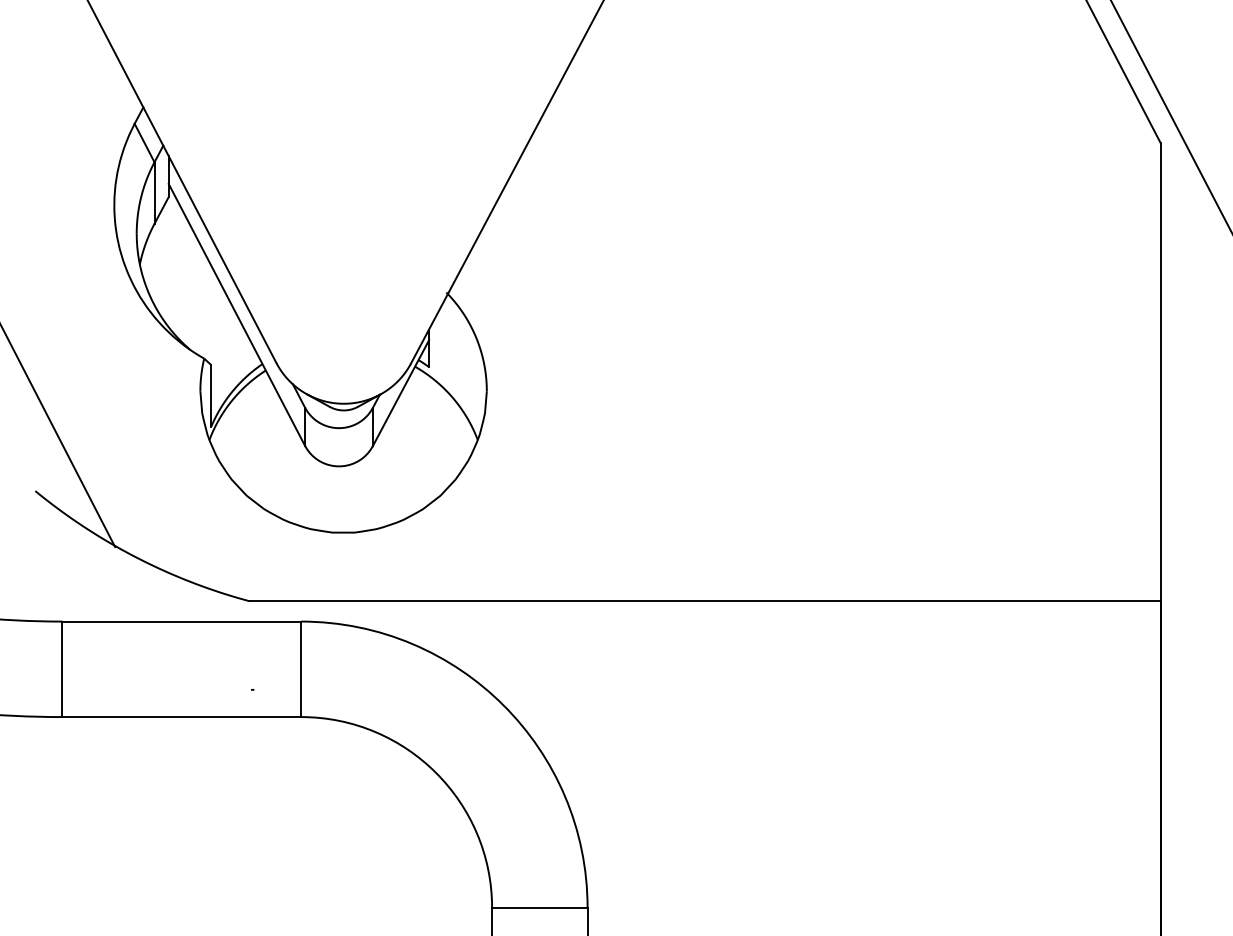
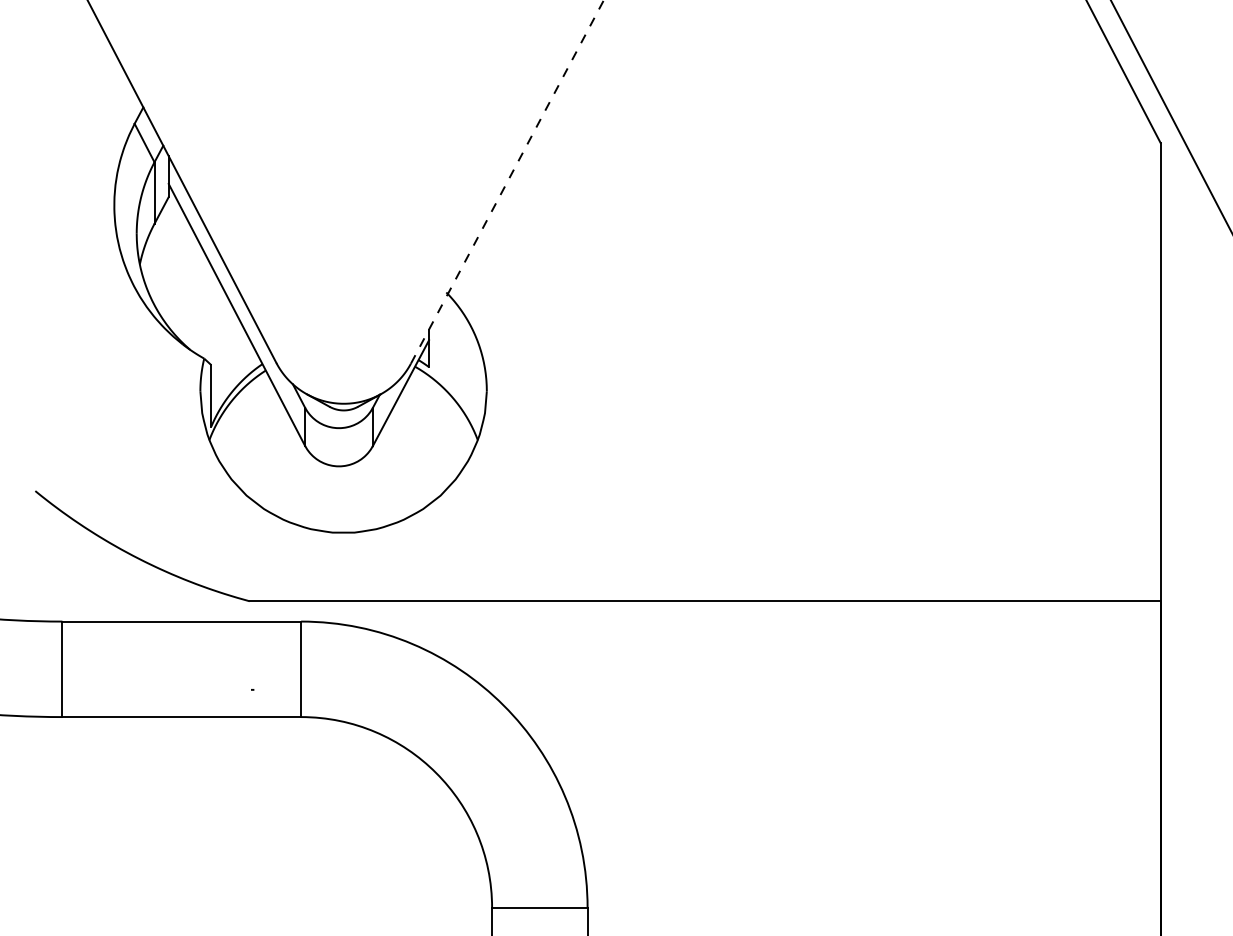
line: solid -> dashed (507, 181)
line: present -> none (58, 437)
